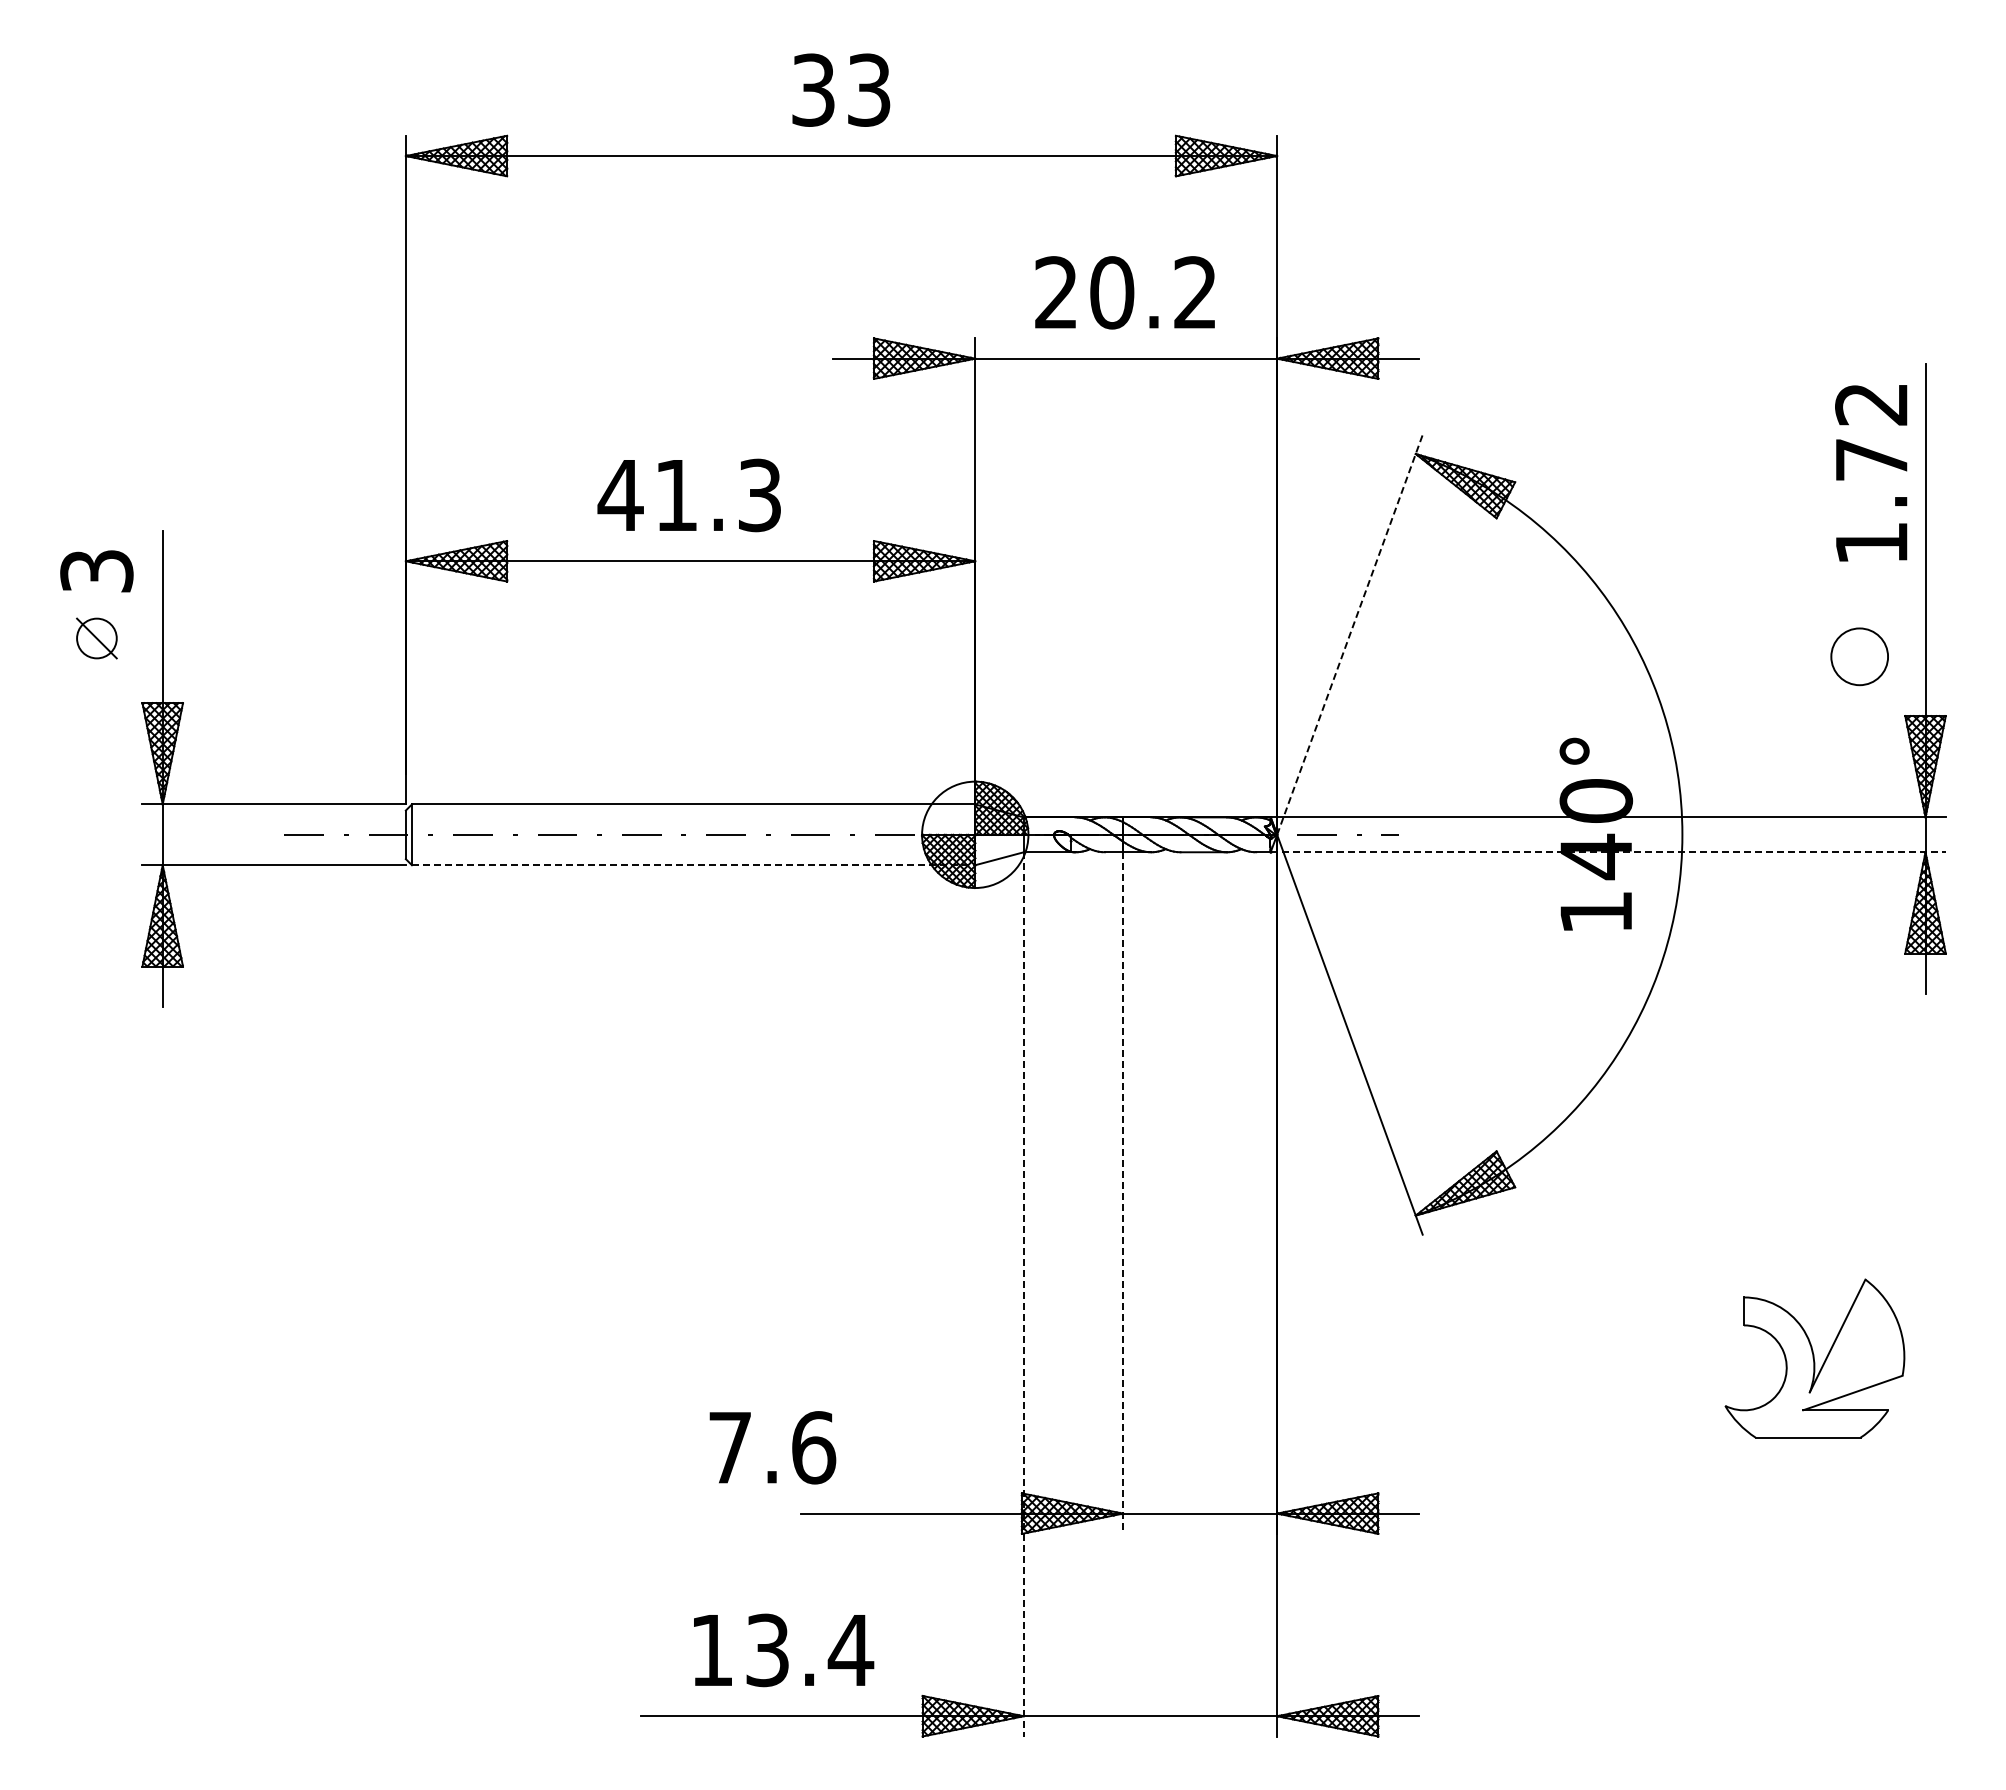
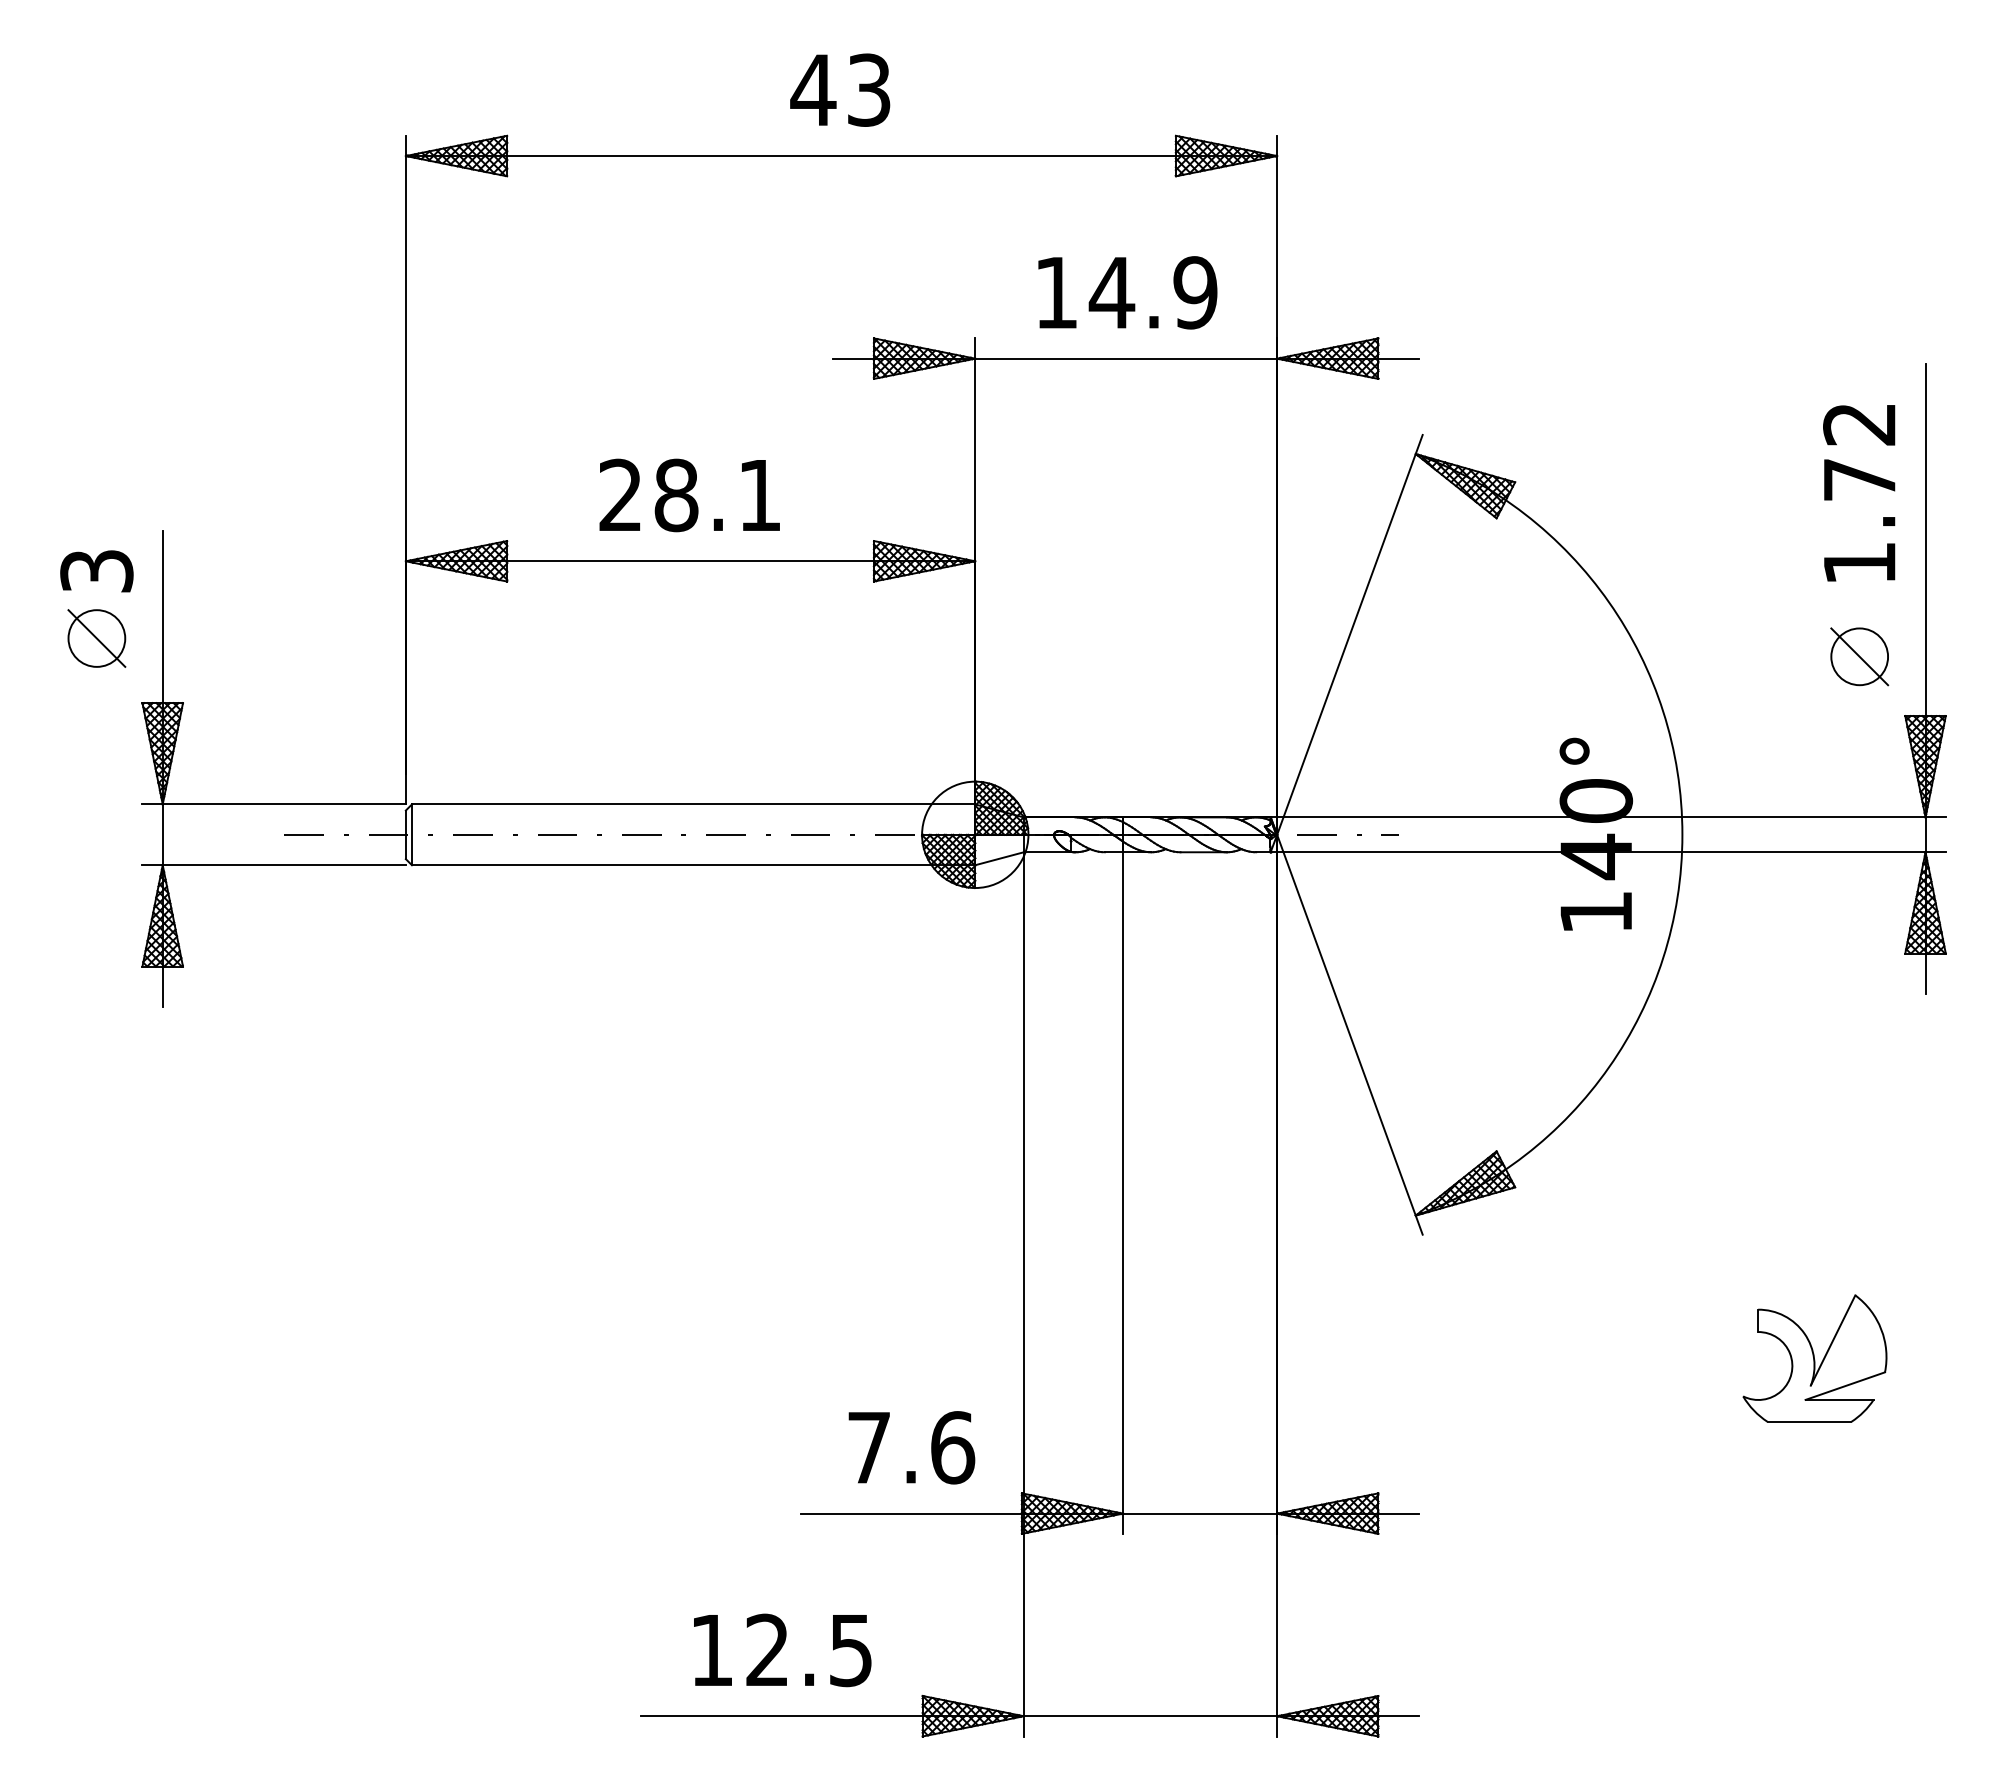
text: 33 -> 43 (813, 89)
text: 20.2 -> 14.9 (1126, 292)
text position: (1871, 473) -> (1859, 493) (1859, 493)
text: 41.3 -> 28.1 (688, 495)
line: dashed -> solid (1349, 634)
part size: 42x43 px -> 60x59 px (96, 638)
line: none -> present (1859, 656)
line: dashed -> solid (1608, 852)
line: dashed -> solid (693, 865)
line: dashed -> solid (1123, 1193)
line: dashed -> solid (1023, 1294)
part size: 182x161 px -> 146x129 px (1814, 1358)
text position: (772, 1447) -> (911, 1447) (911, 1447)
text: 13.4 -> 12.5 (810, 1650)
